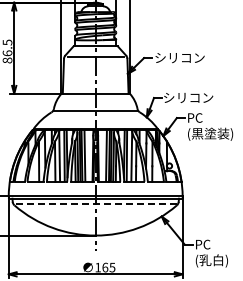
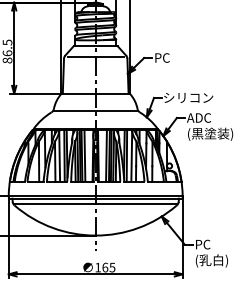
text: シリコン -> PC (179, 58)
text: PC -> ADC (199, 117)
line: dashed -> solid (95, 203)
